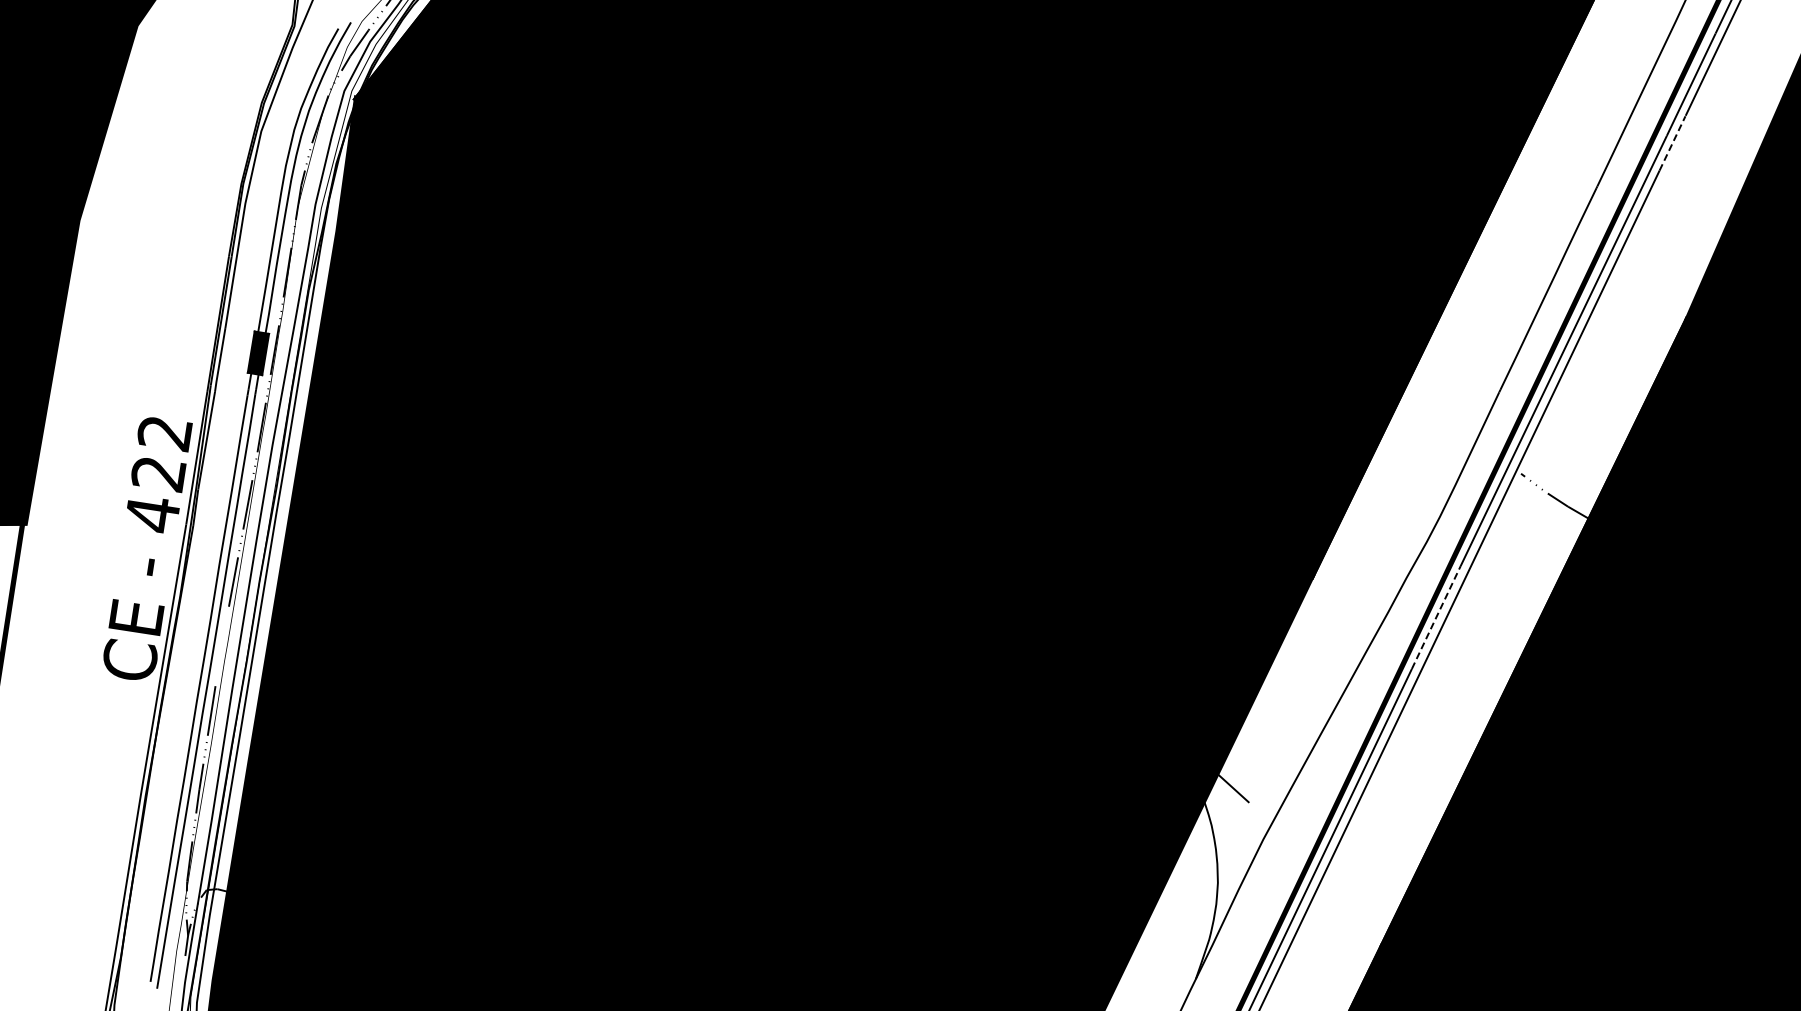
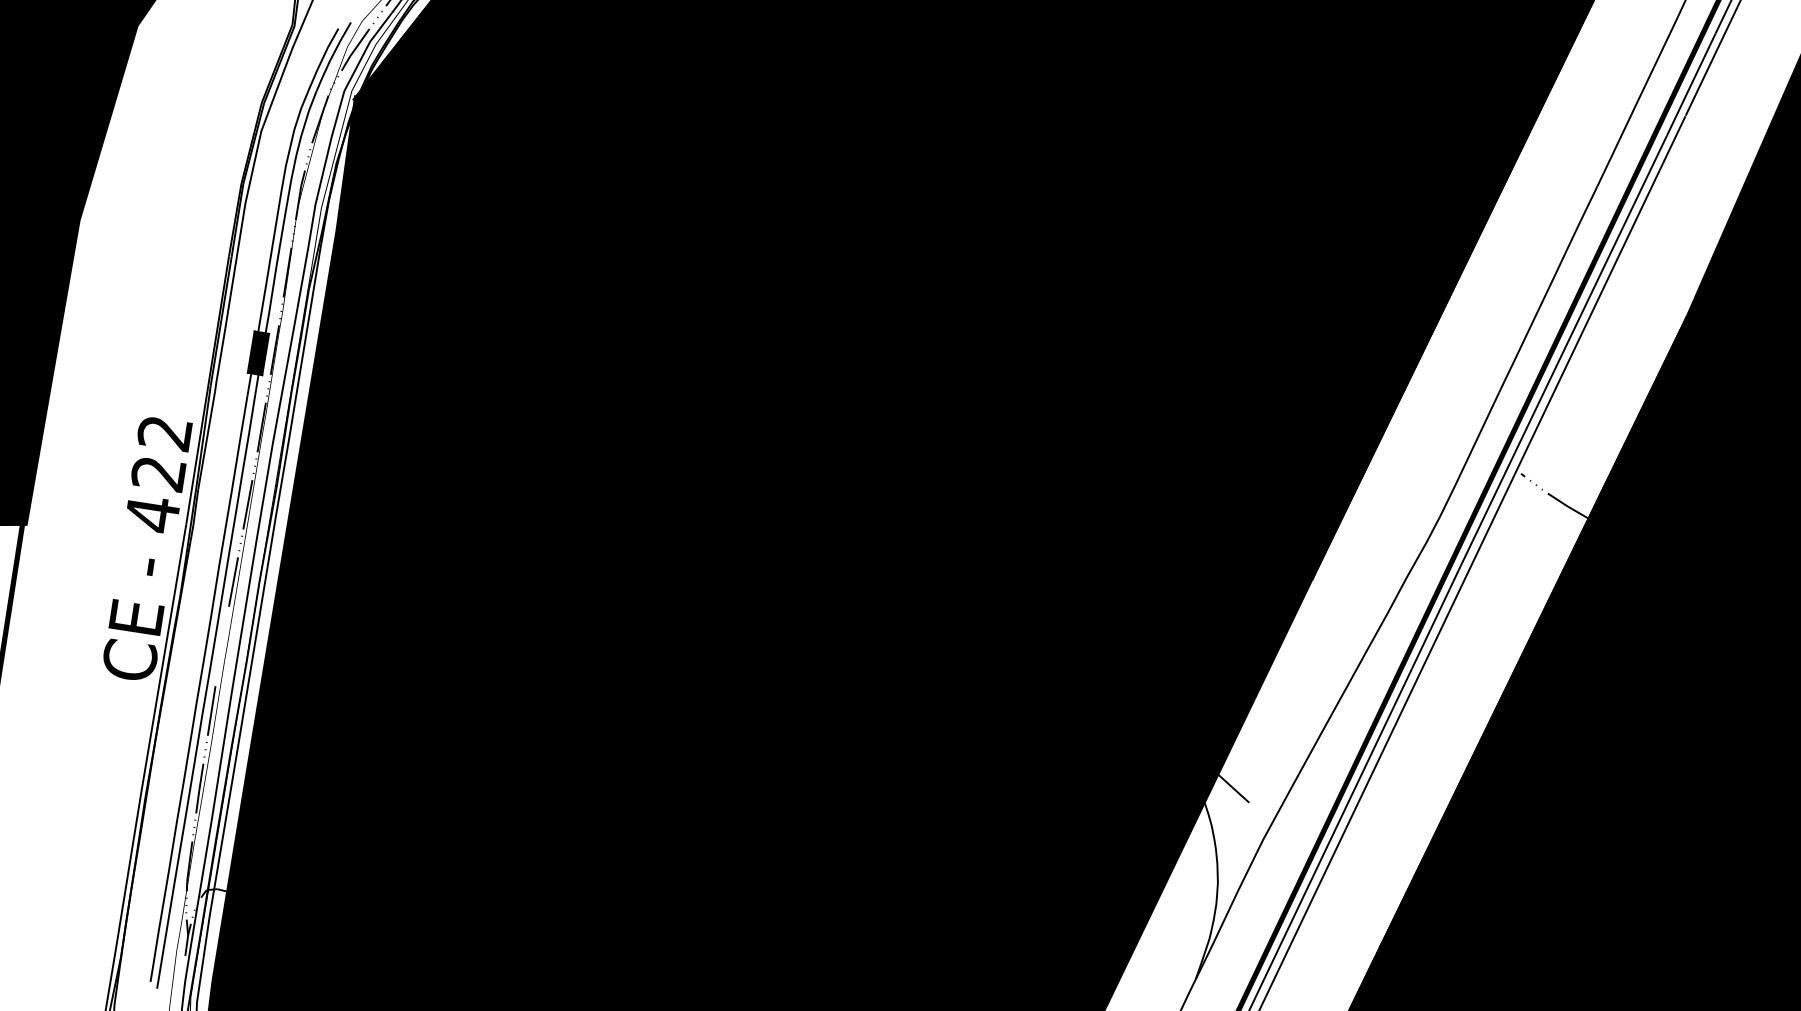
line: dashed -> solid (1672, 143)
line: dashed -> solid (1436, 617)
